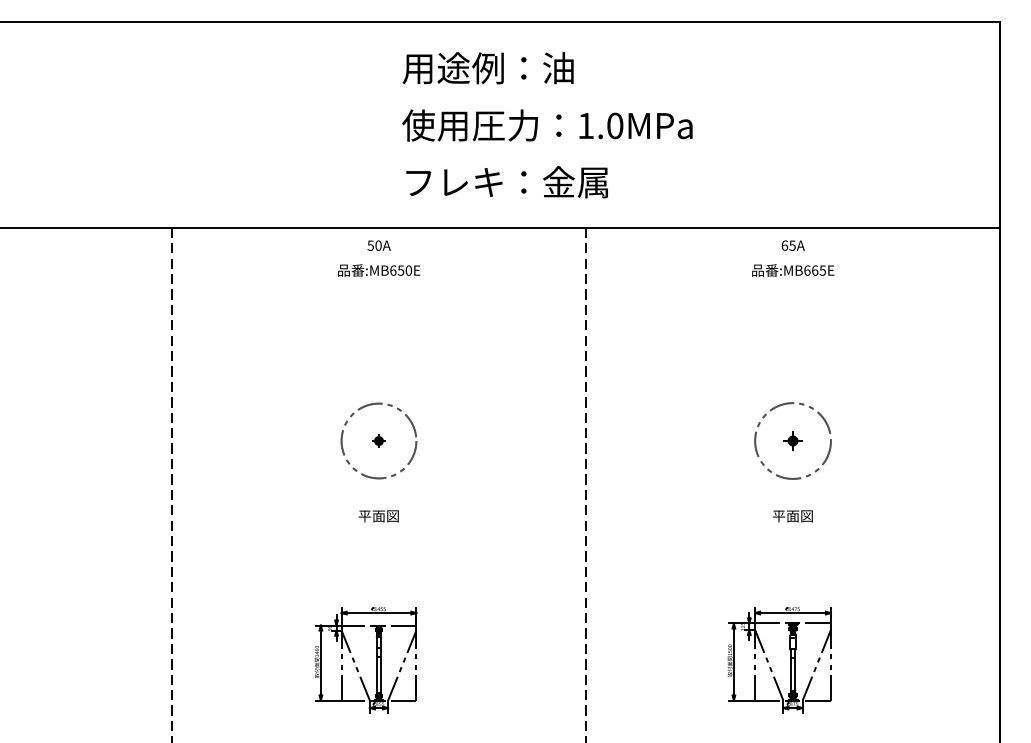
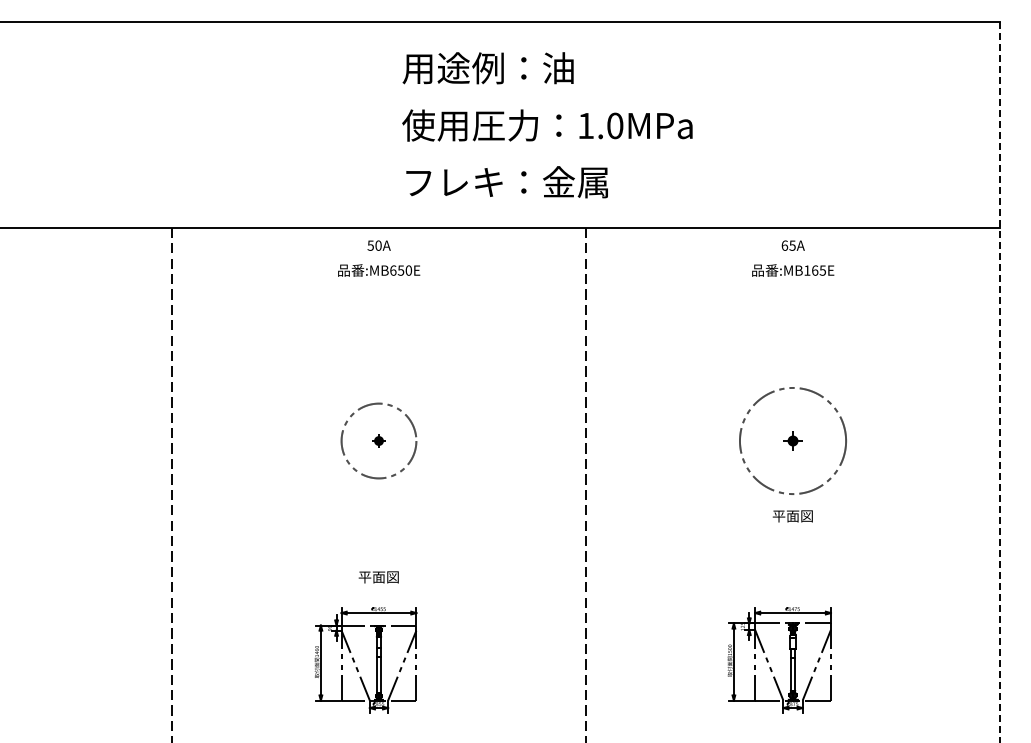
text: :MB665E -> :MB165E (807, 270)
line: solid -> dashed (1000, 382)
circle diameter: 76 px -> 106 px (792, 440)
text position: (378, 516) -> (378, 577) (378, 577)
